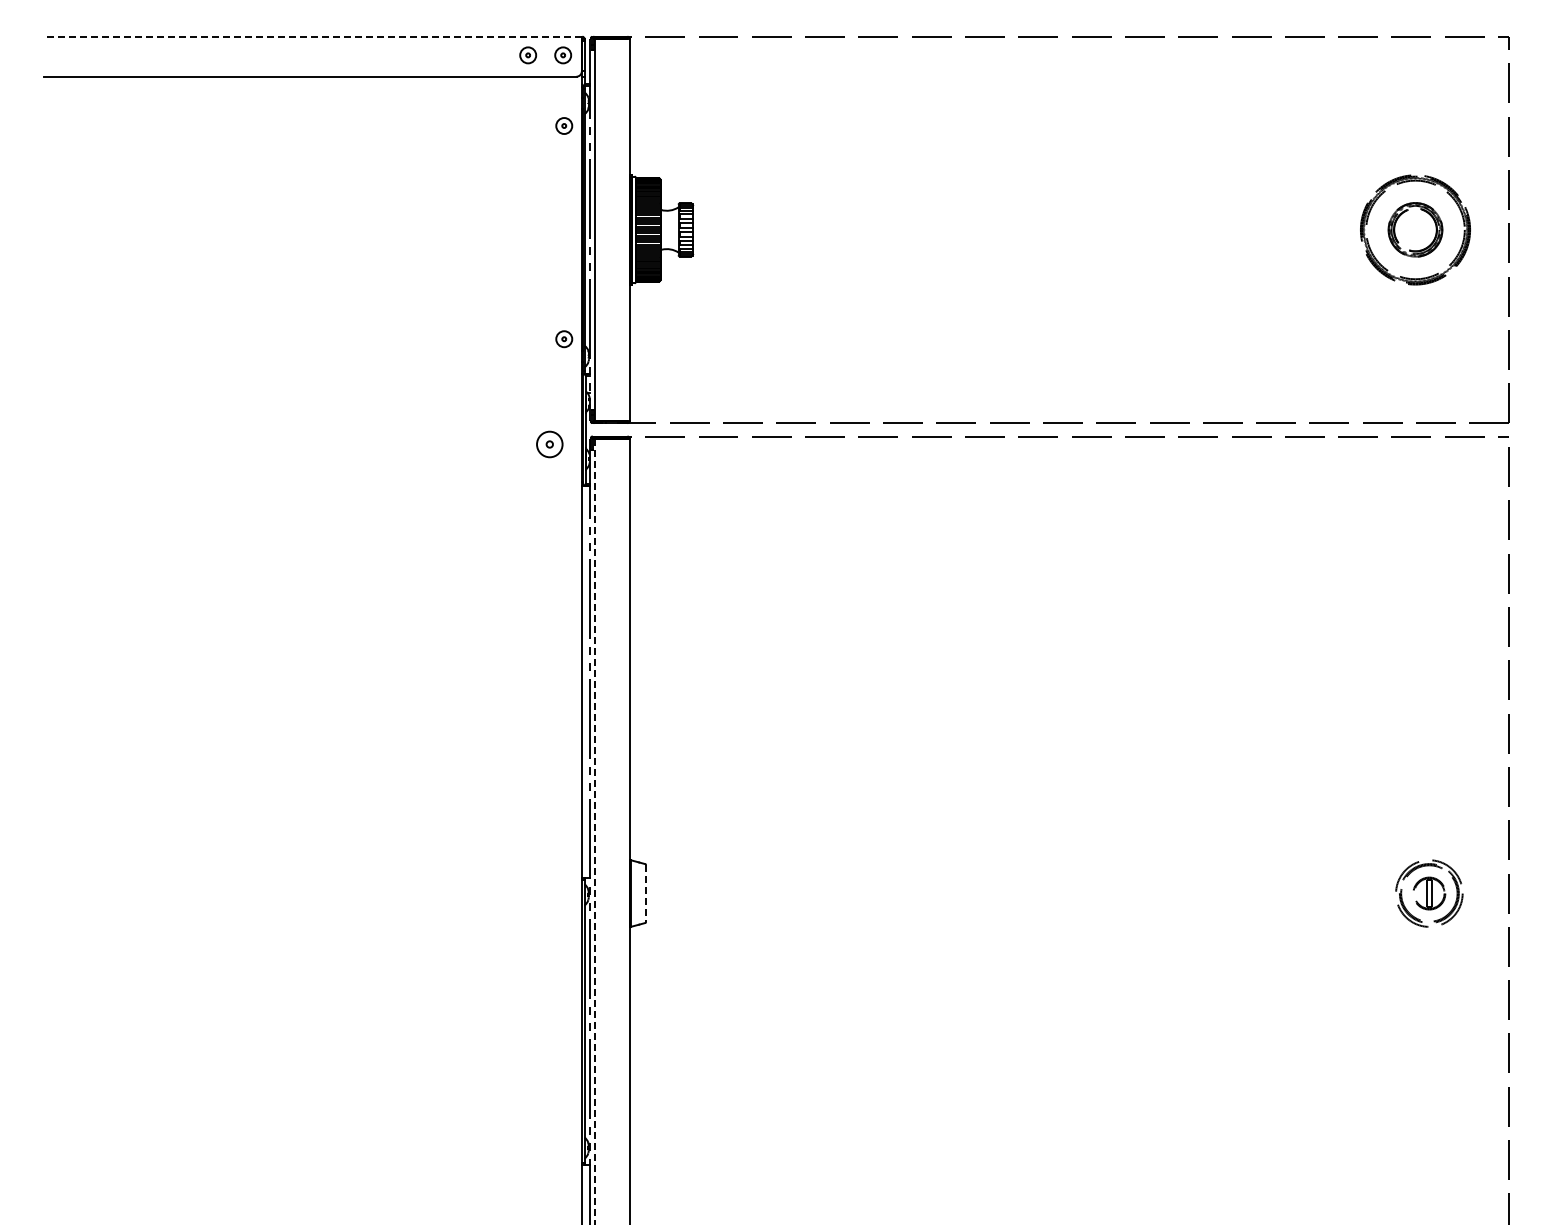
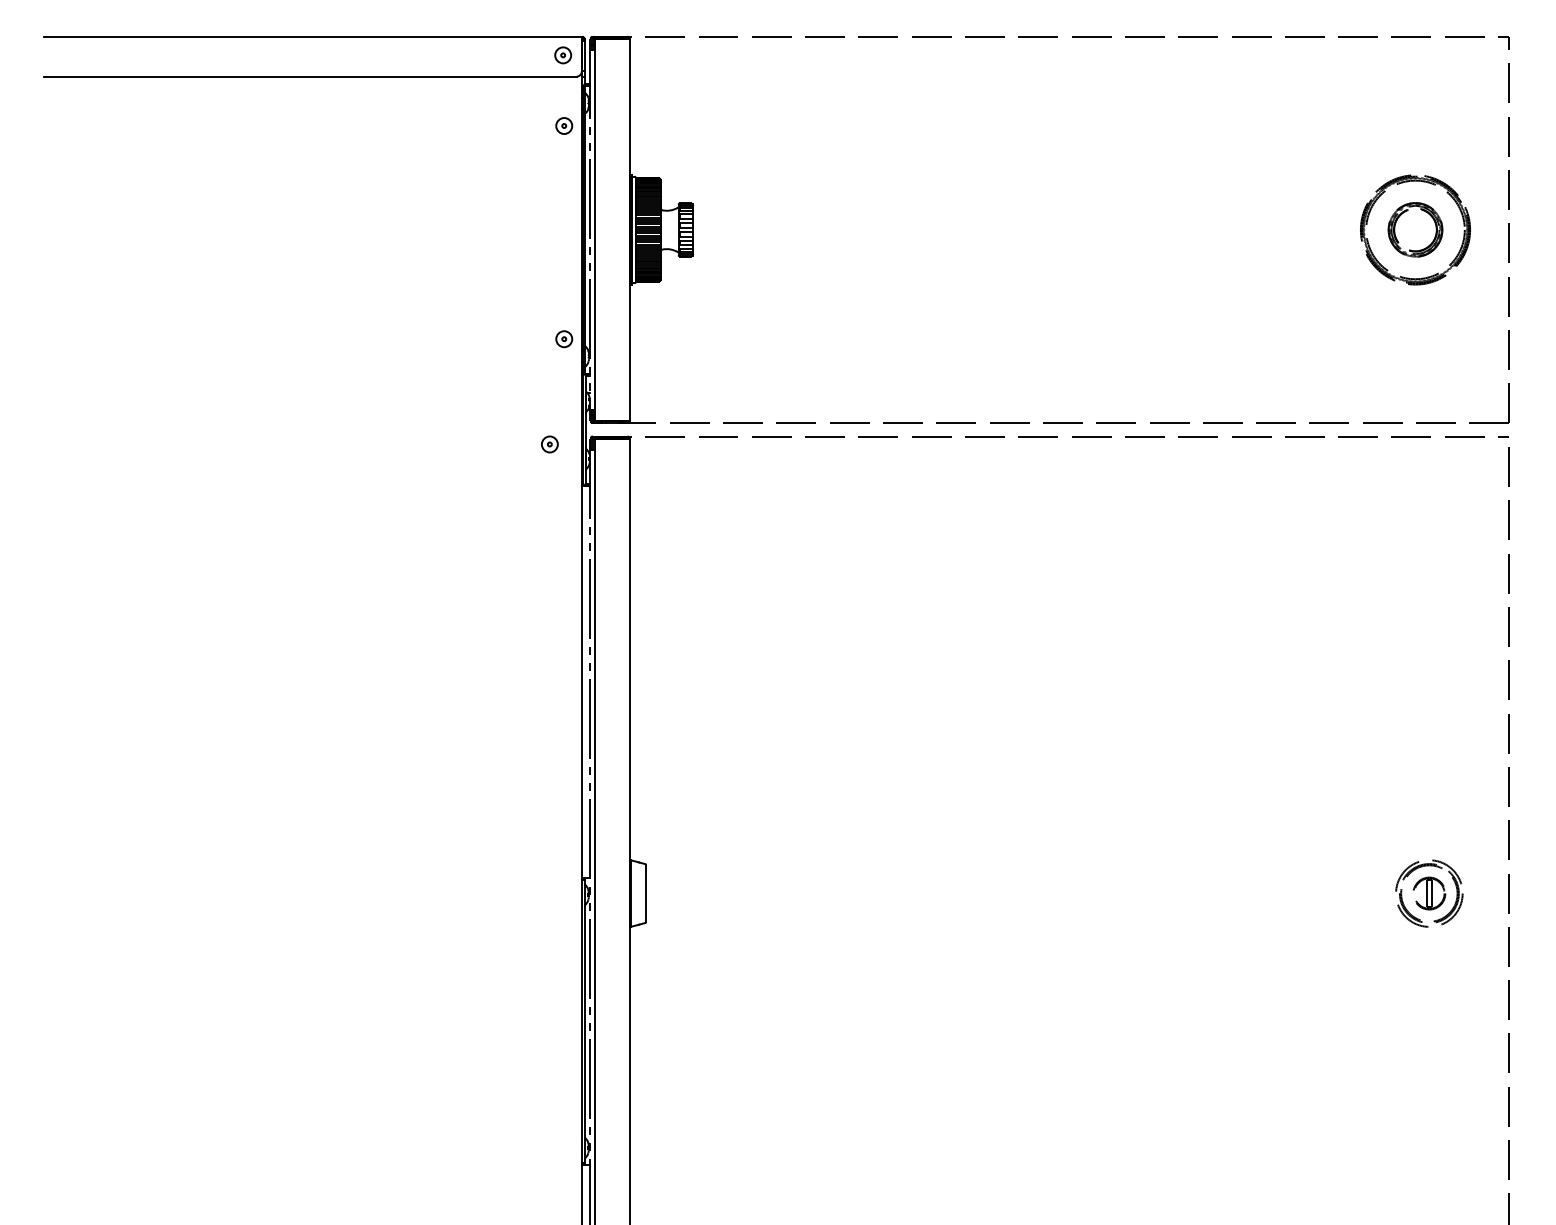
line: dashed -> solid (312, 36)
part: present -> none (528, 55)
part size: 28x29 px -> 18x19 px (549, 444)
line: dashed -> solid (594, 832)
line: dashed -> solid (646, 894)
